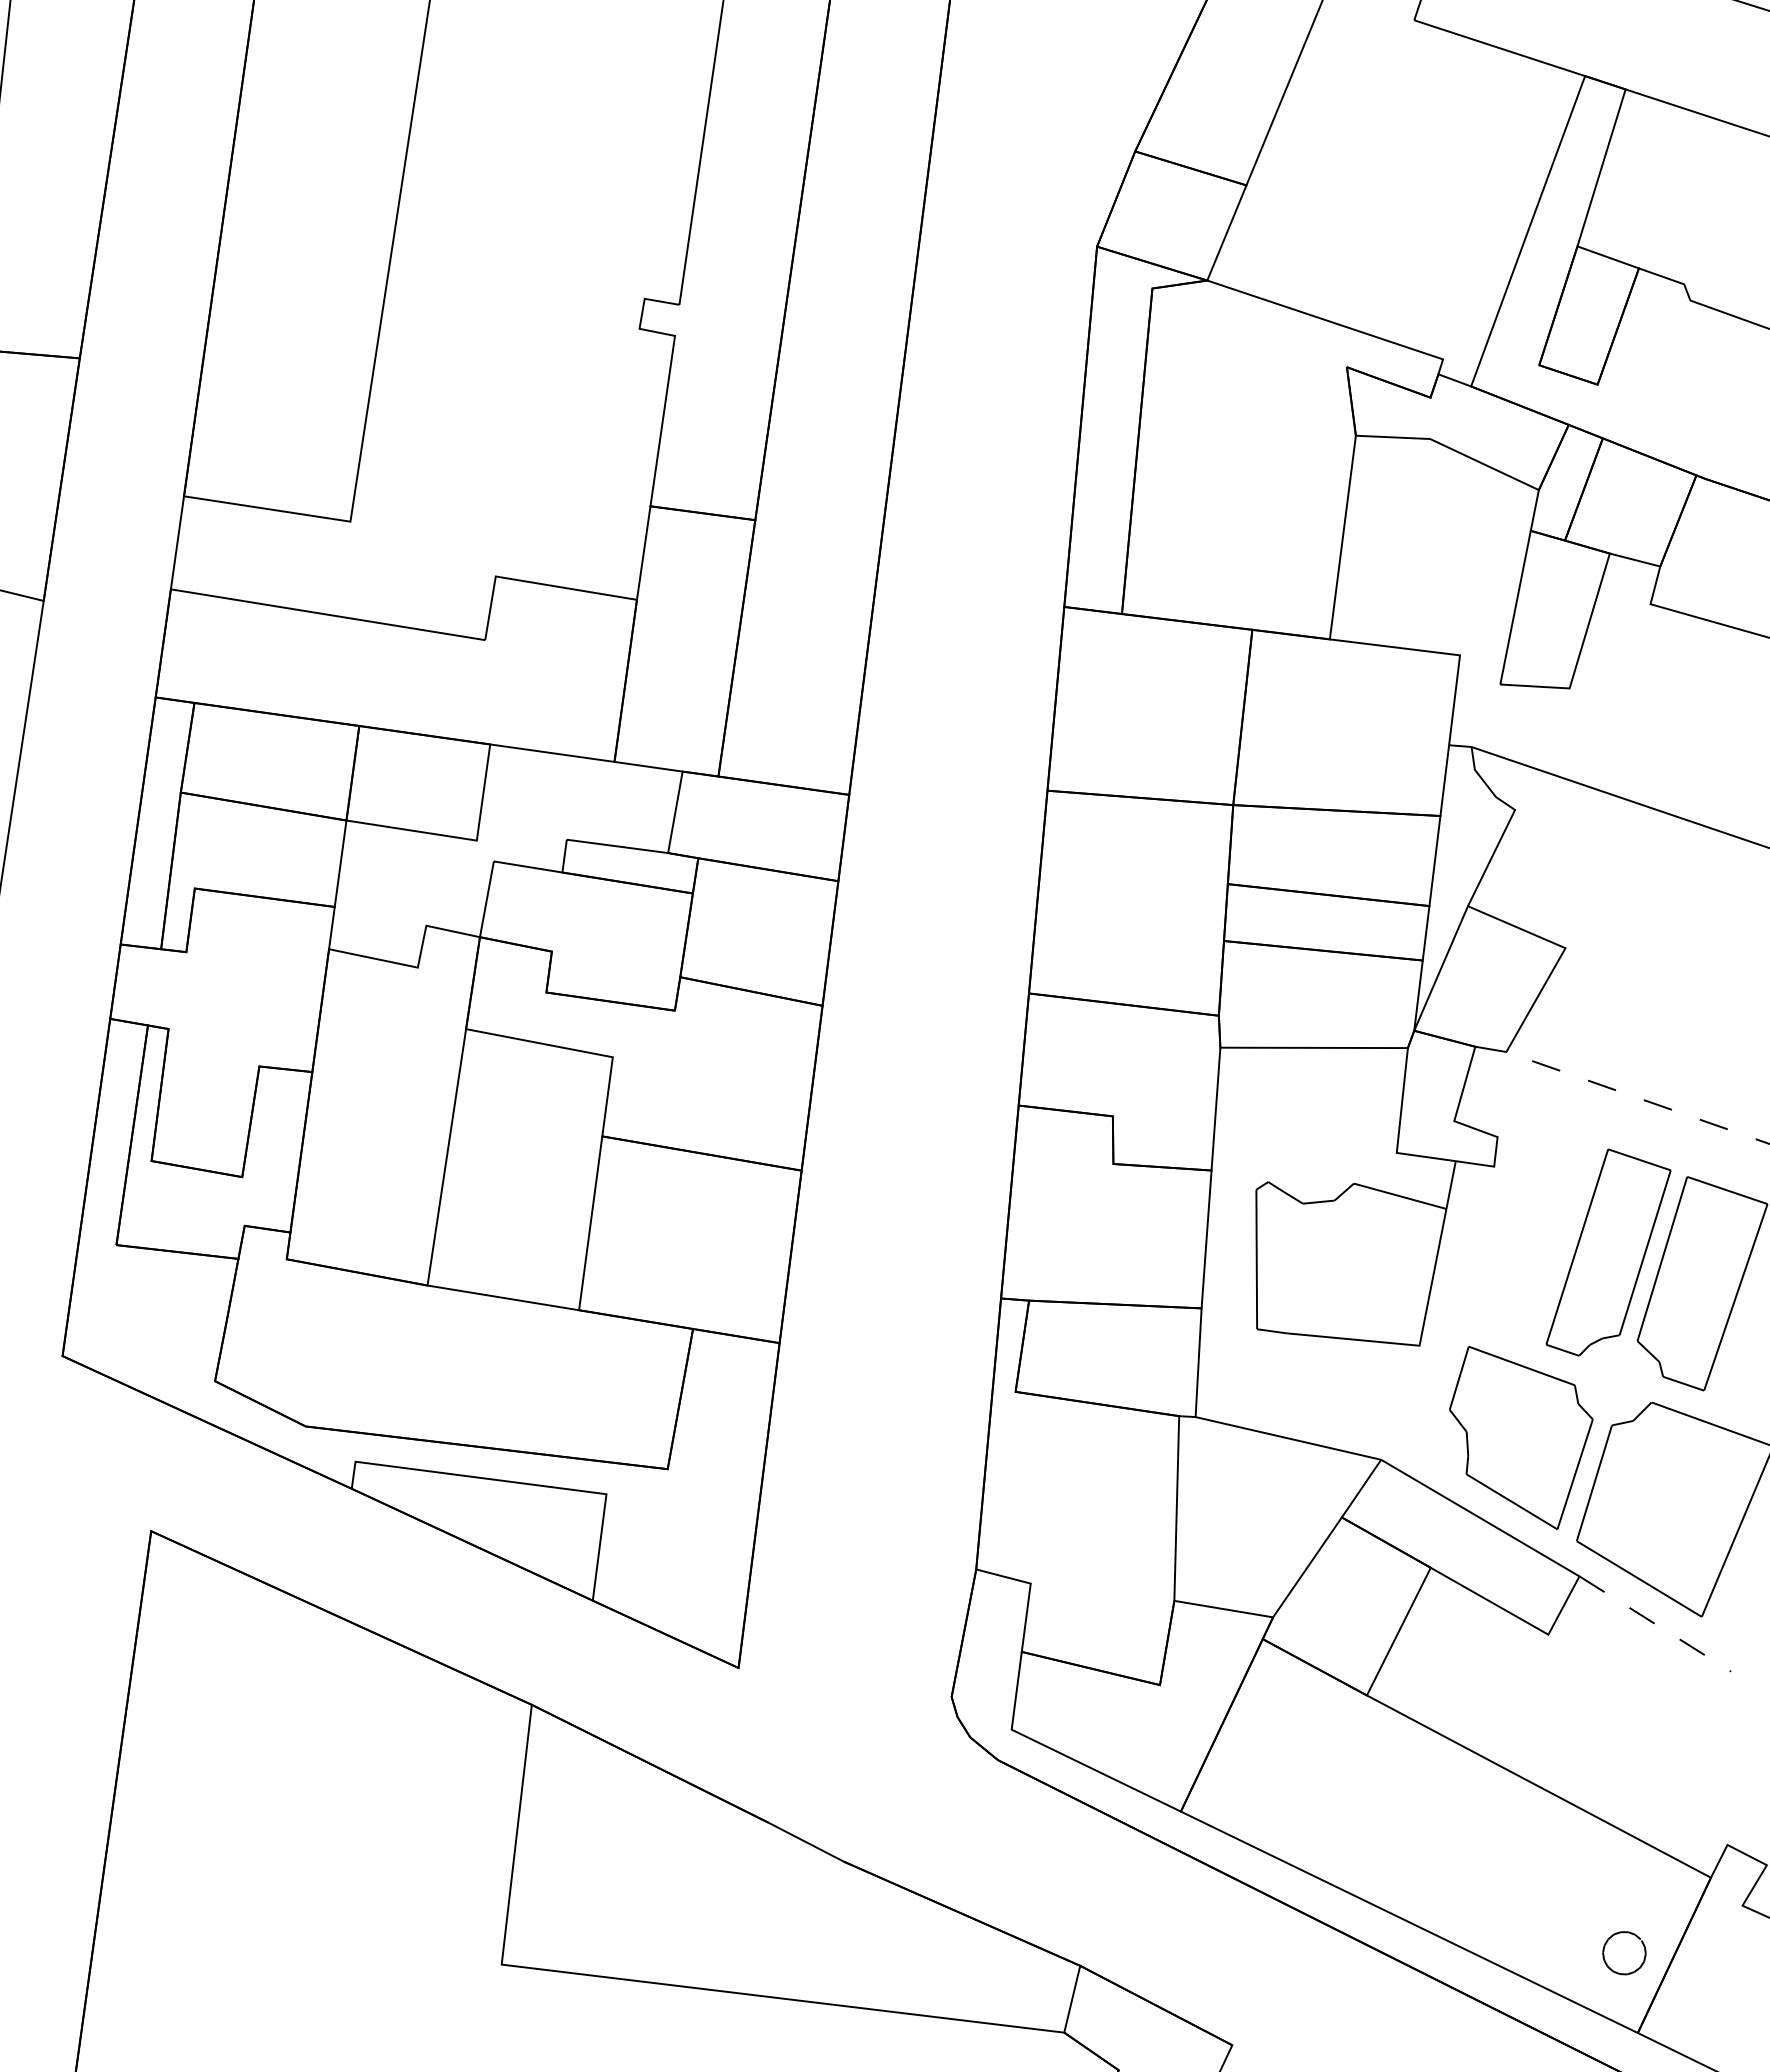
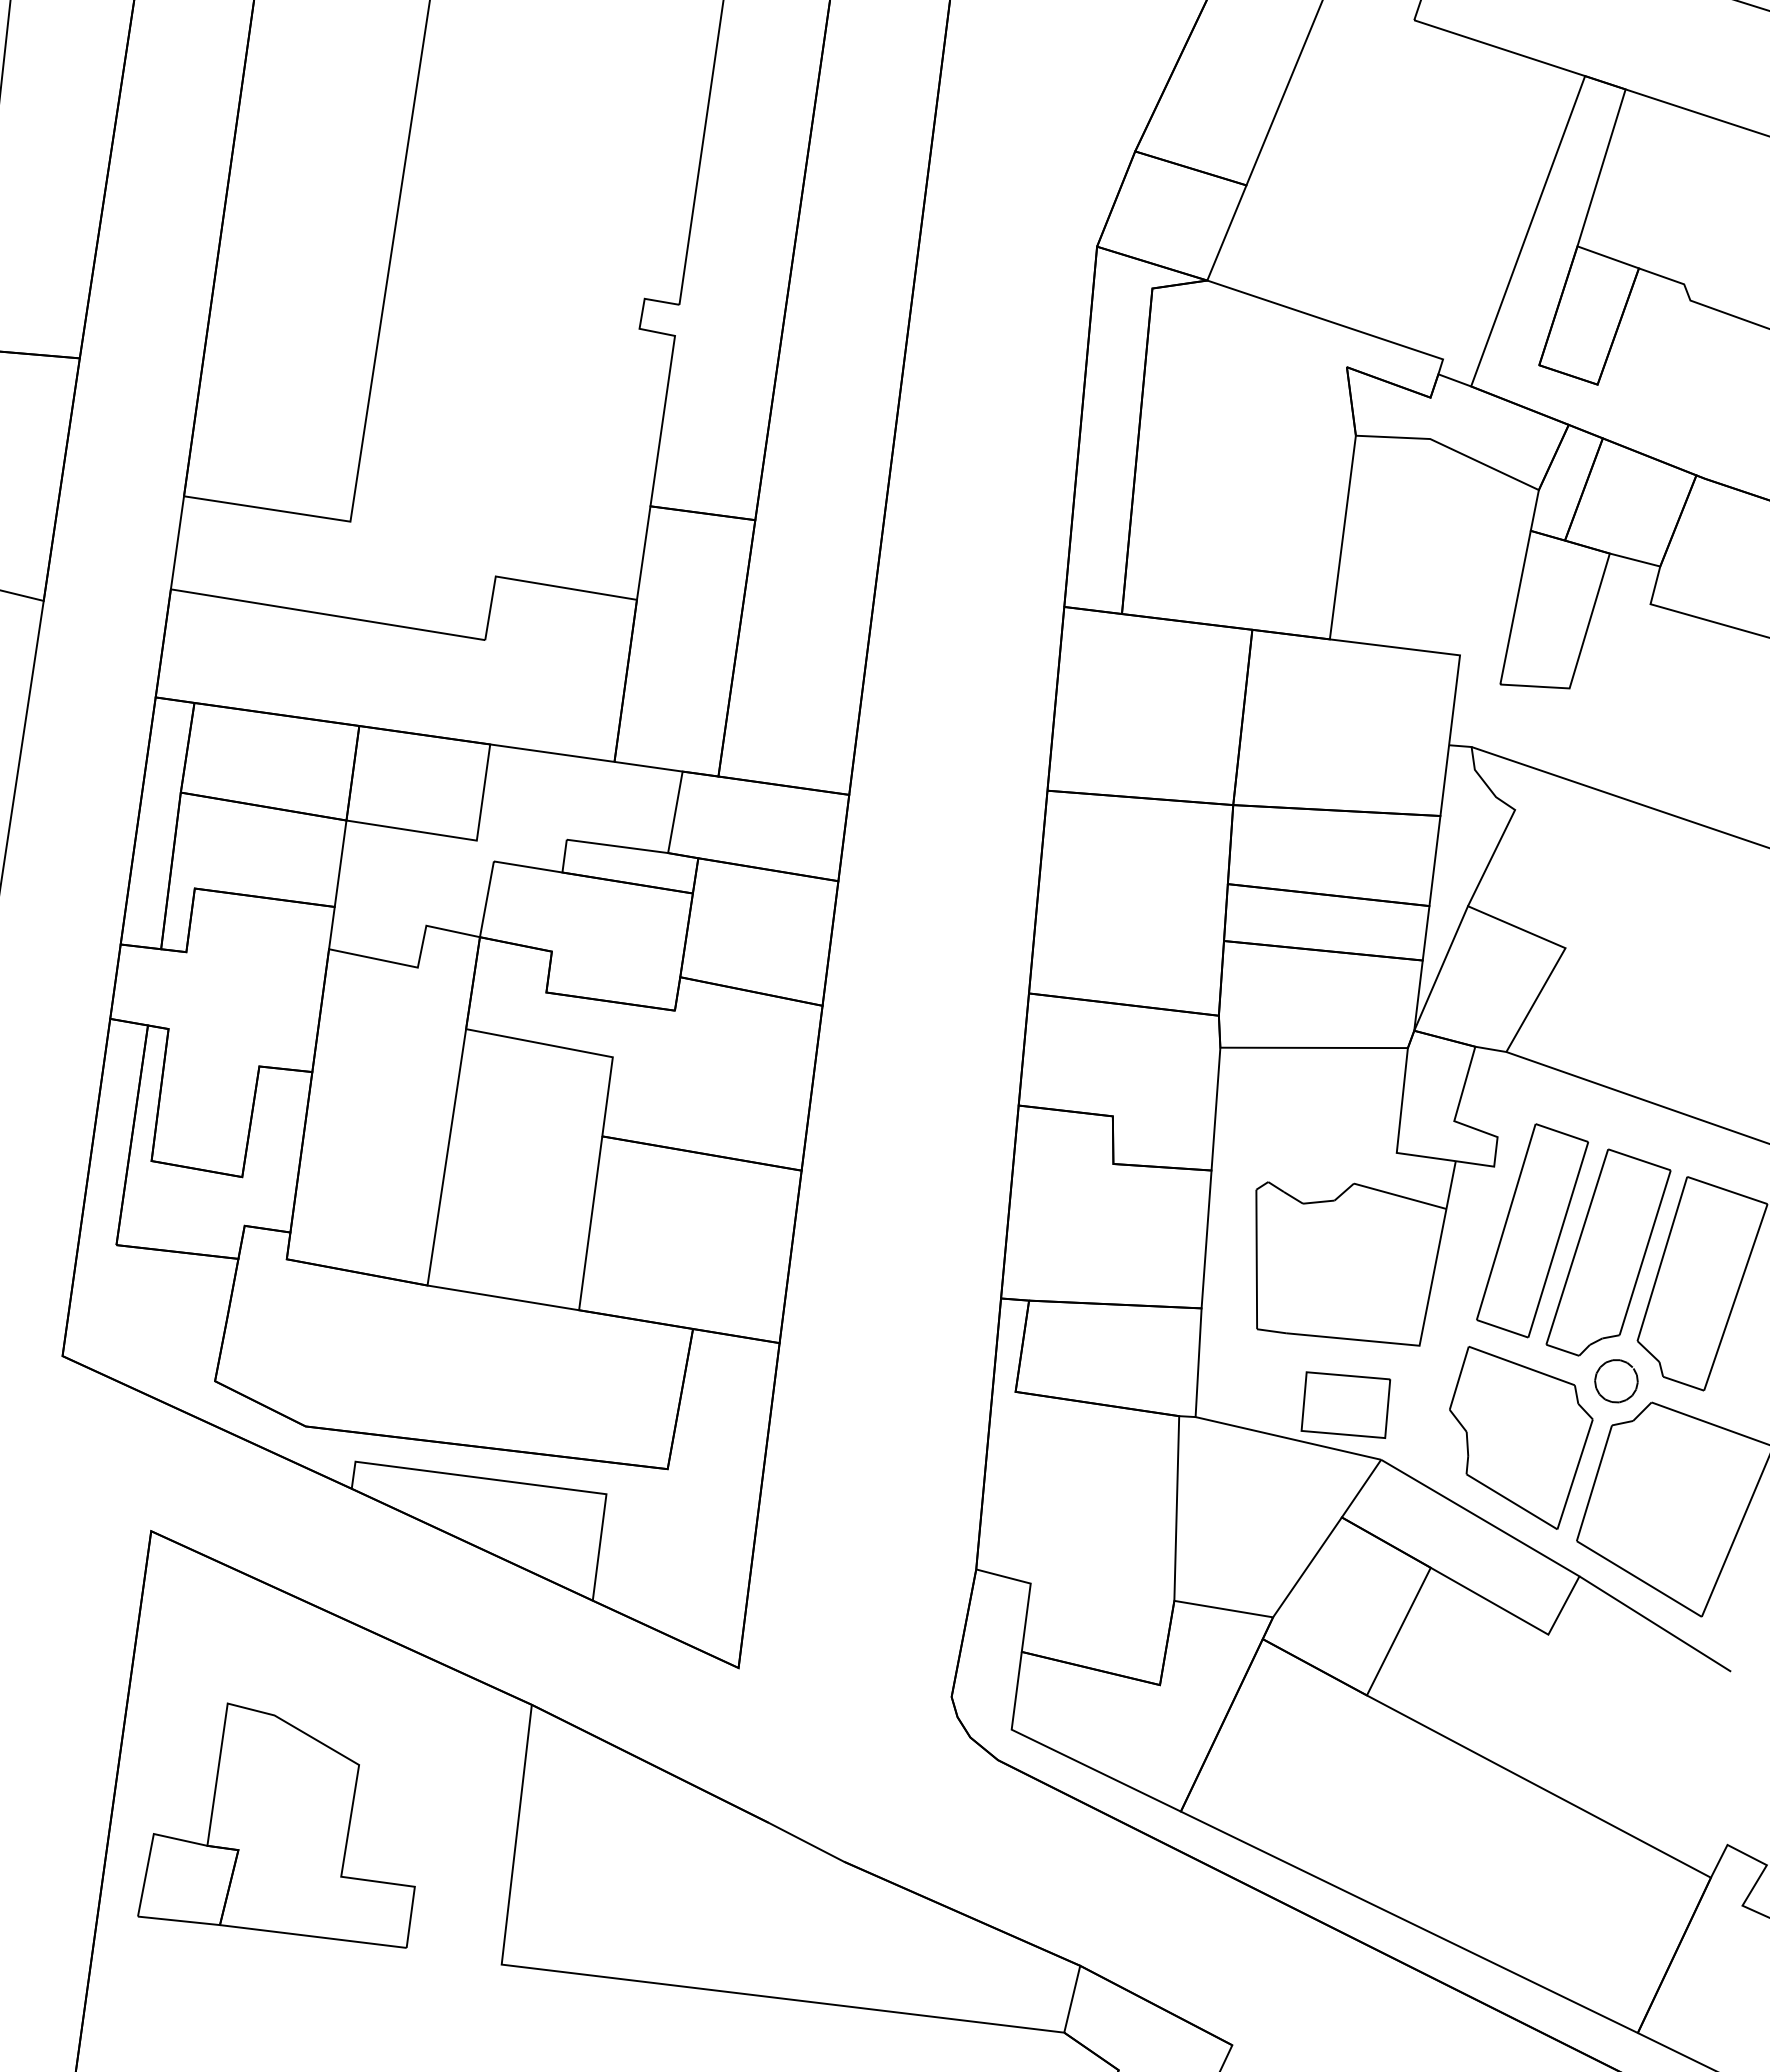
line: dashed -> solid (1637, 1097)
part: none -> present (1532, 1230)
part: none -> present (1345, 1404)
line: dashed -> solid (1655, 1624)
part: none -> present (276, 1825)
curve position: (1619, 1972) -> (1611, 1400) (1611, 1400)
